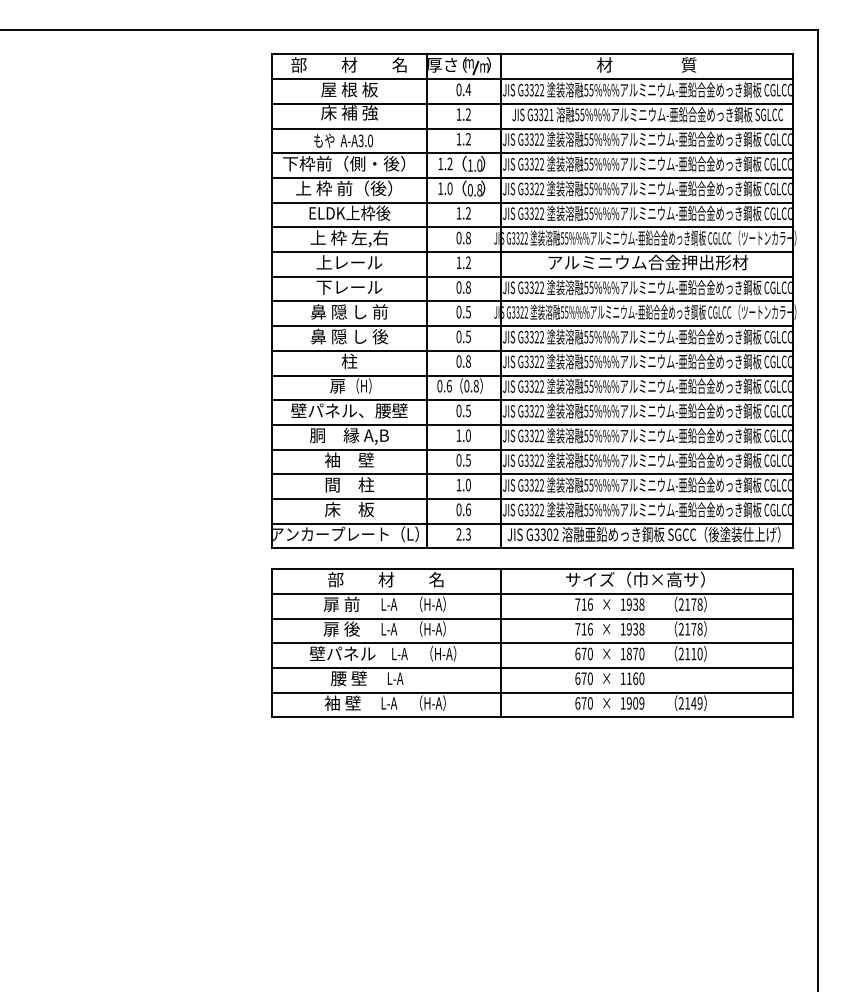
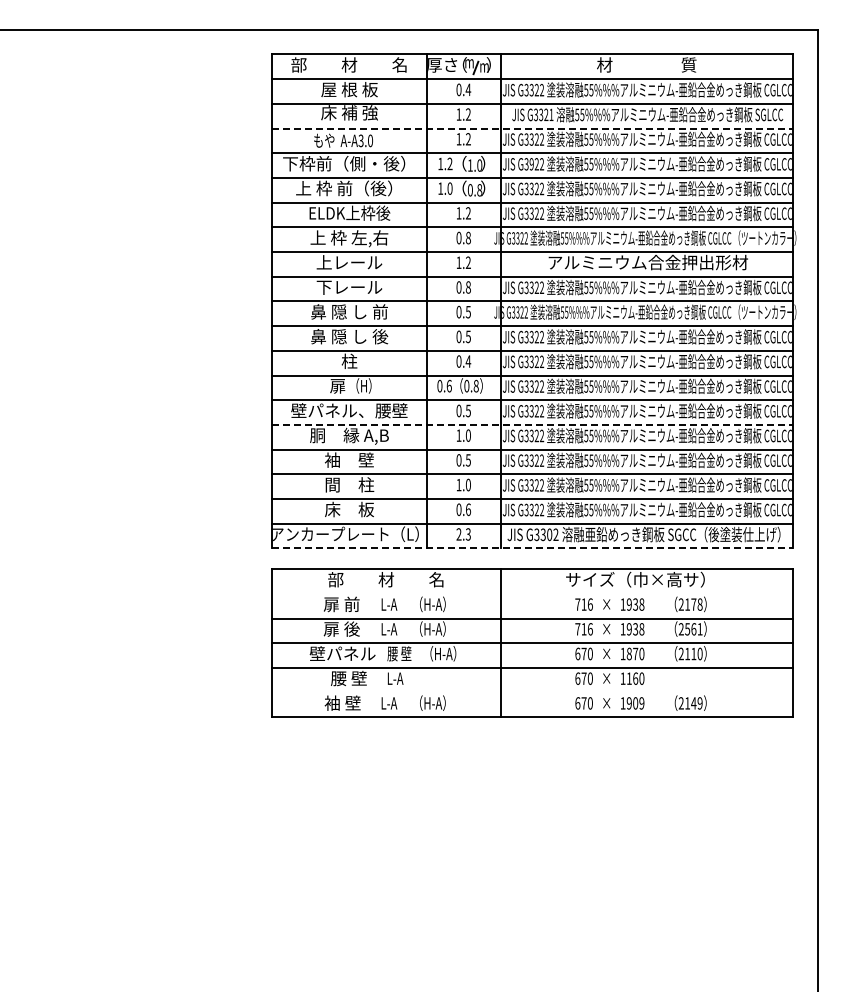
line: solid -> dashed (533, 128)
text: G3322 -> G3922 (531, 164)
text: 0.8 -> 0.4 (468, 361)
line: solid -> dashed (533, 424)
line: solid -> dashed (533, 548)
line: present -> none (532, 593)
text: 2178 -> 2561 (693, 629)
text: L-A -> 腰 壁 (399, 653)
line: present -> none (532, 692)
